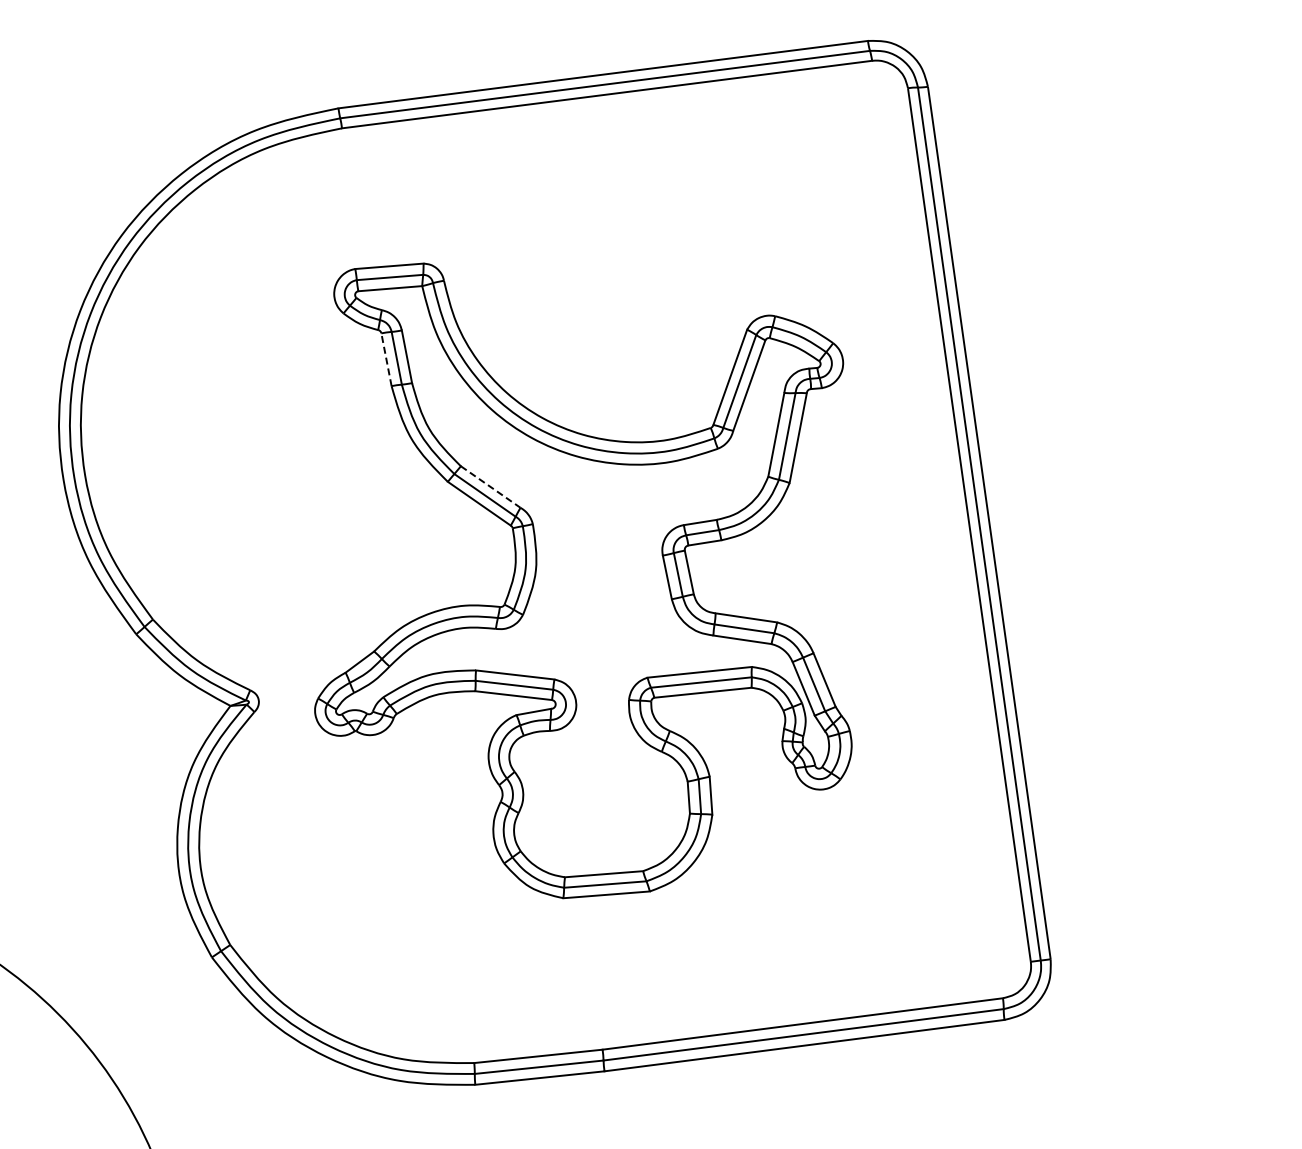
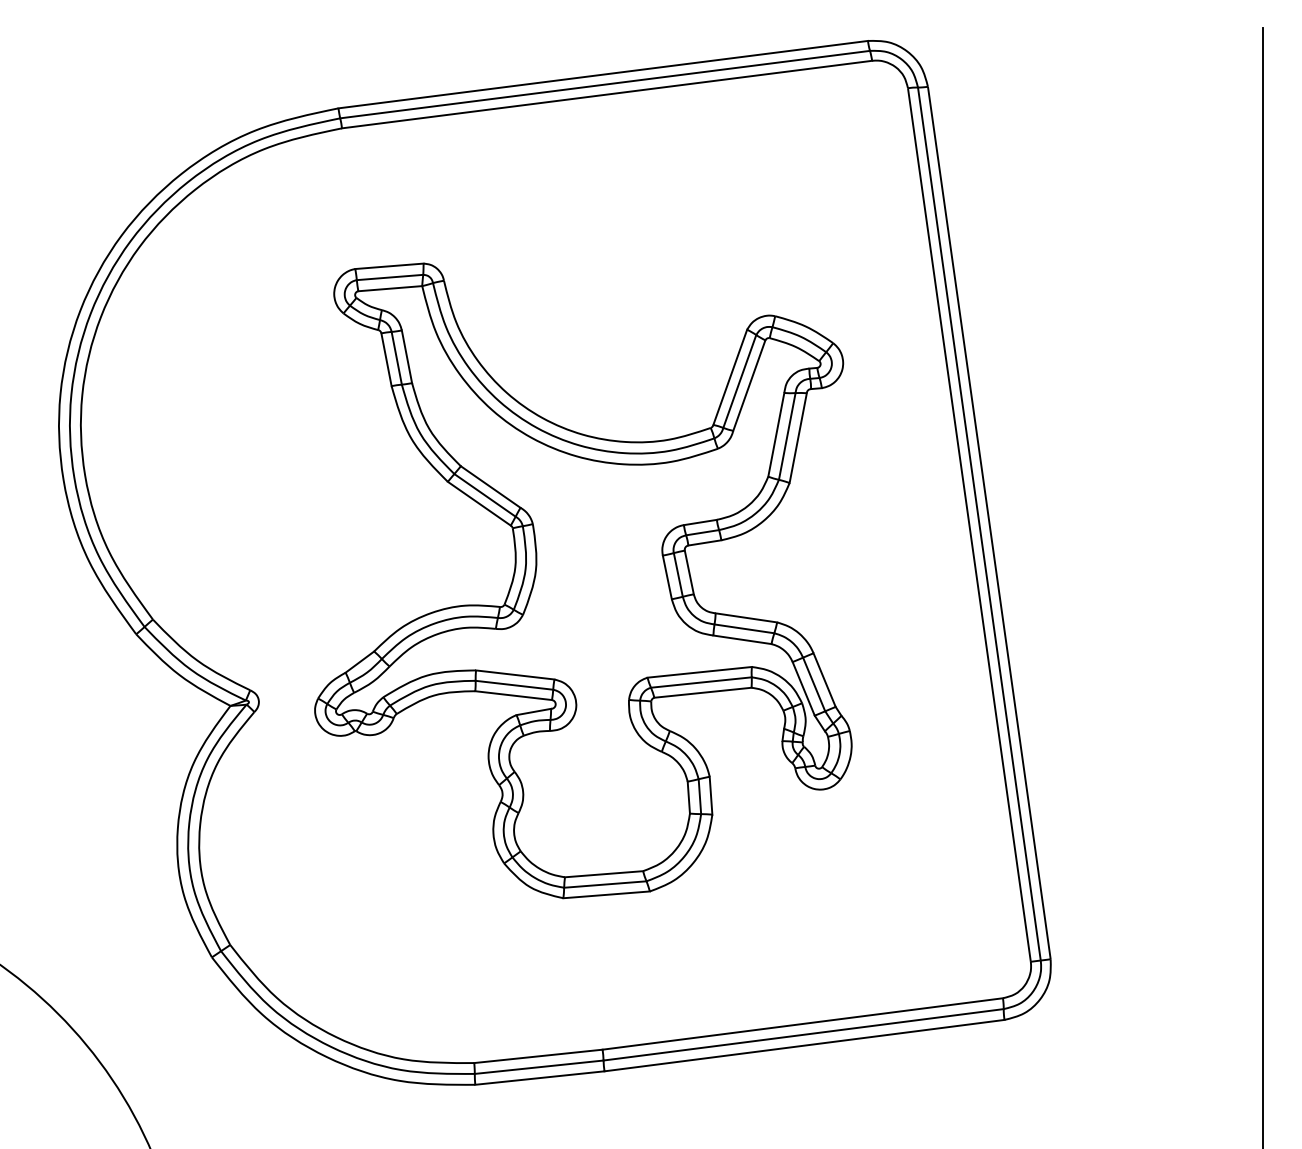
line: dashed -> solid (386, 359)
line: dashed -> solid (491, 487)
line: none -> present (1262, 586)
